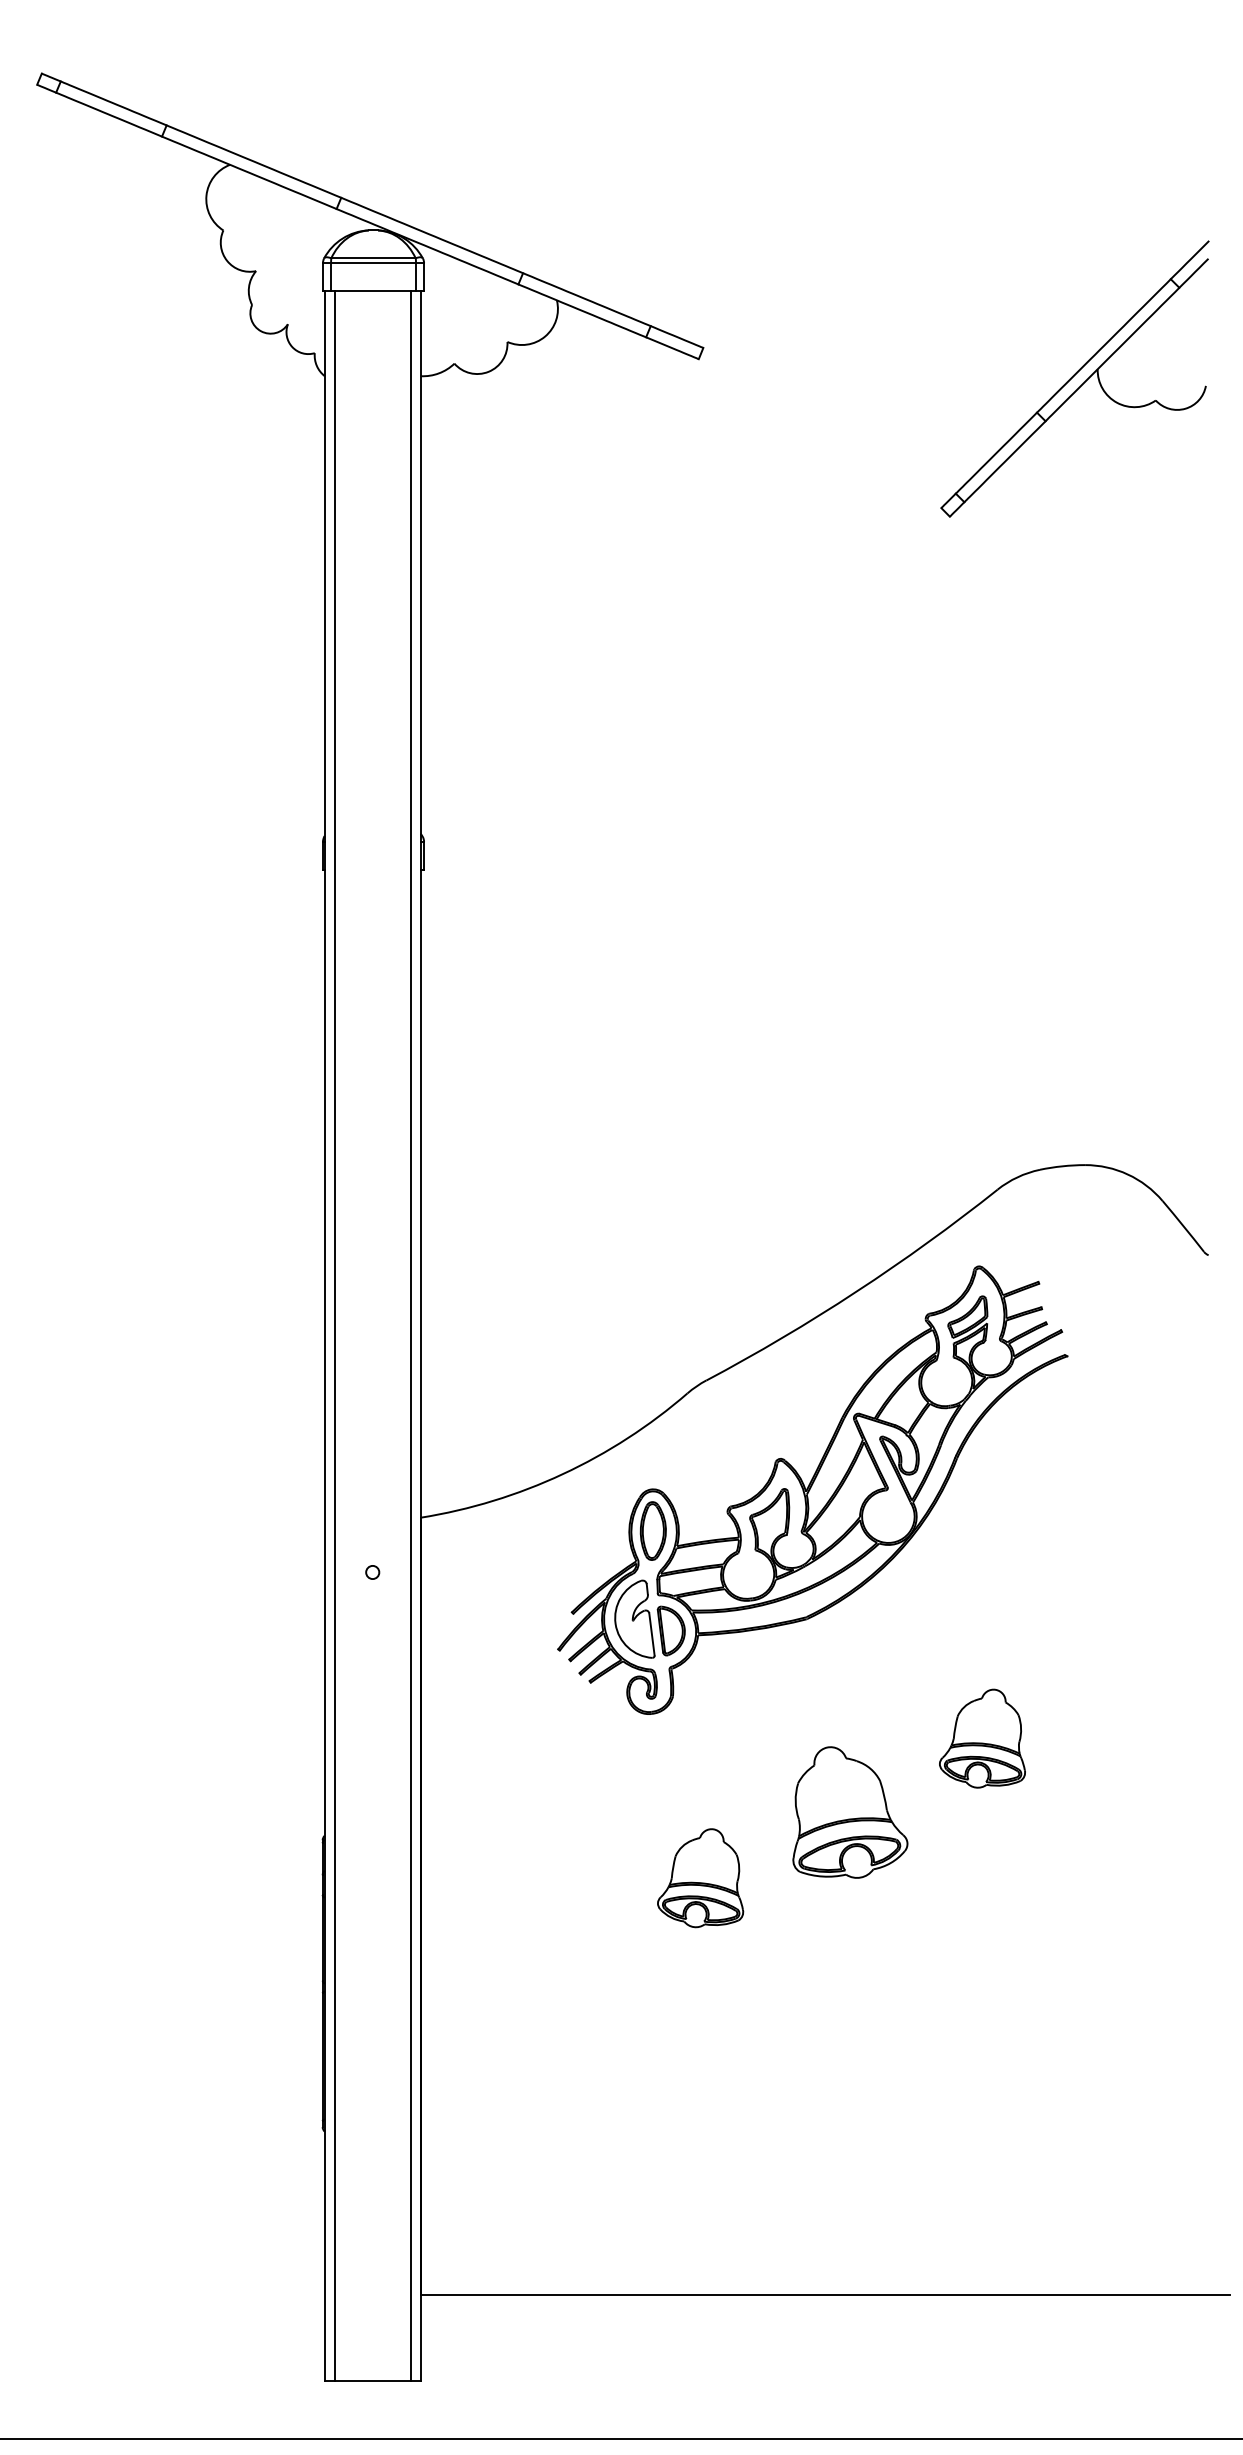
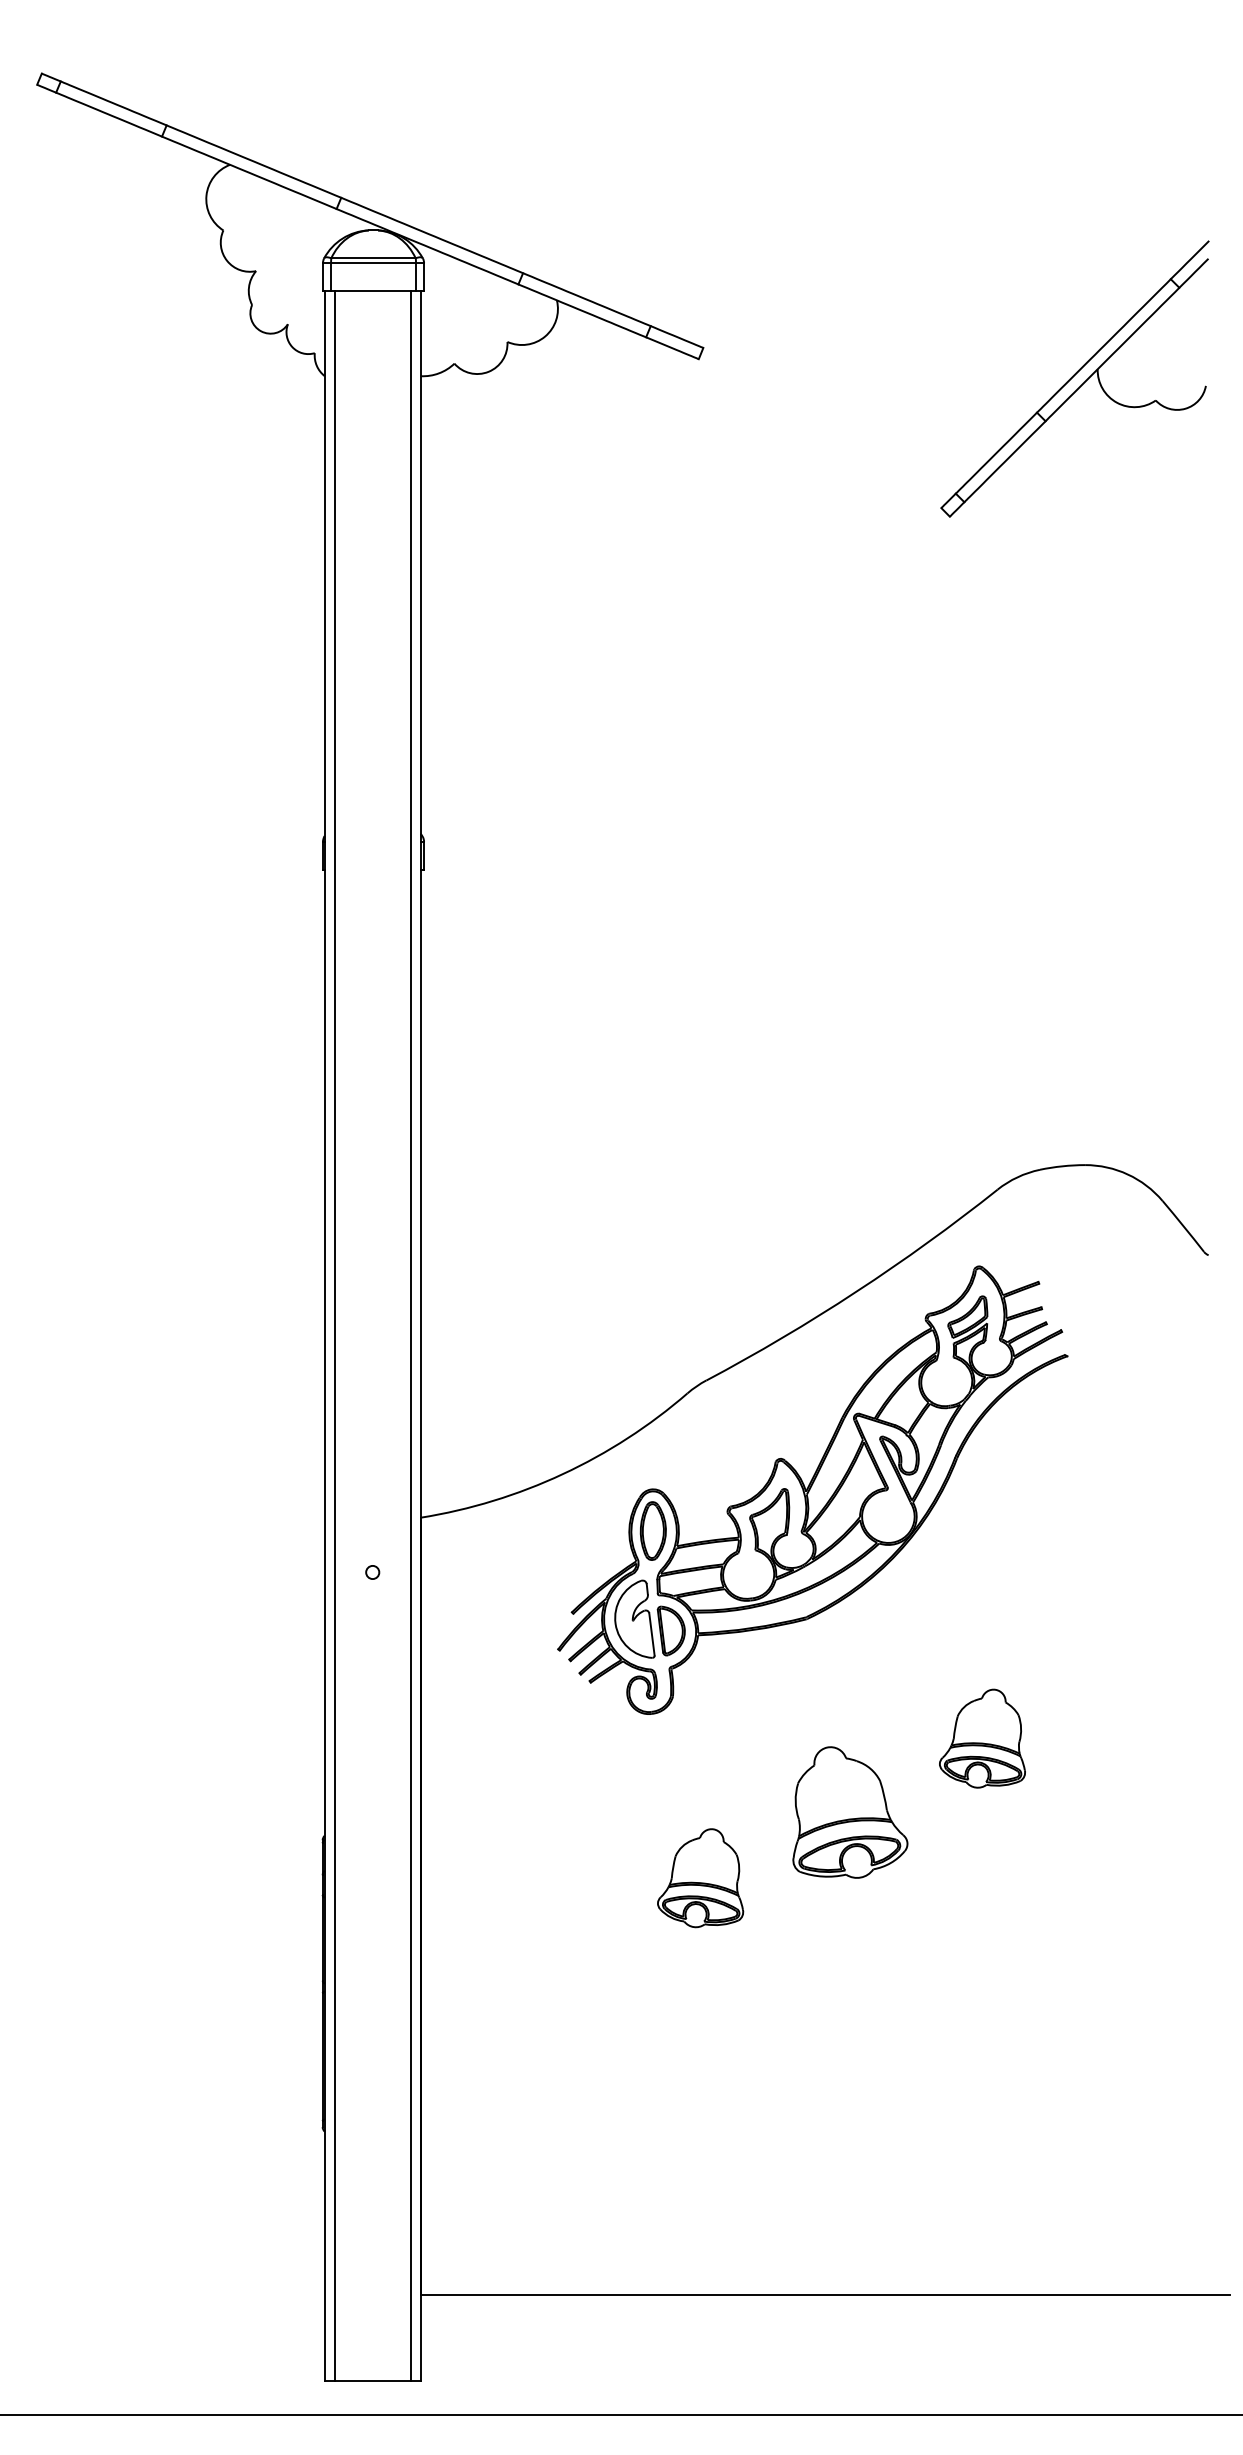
line position: (620, 2438) -> (620, 2414) (620, 2414)
